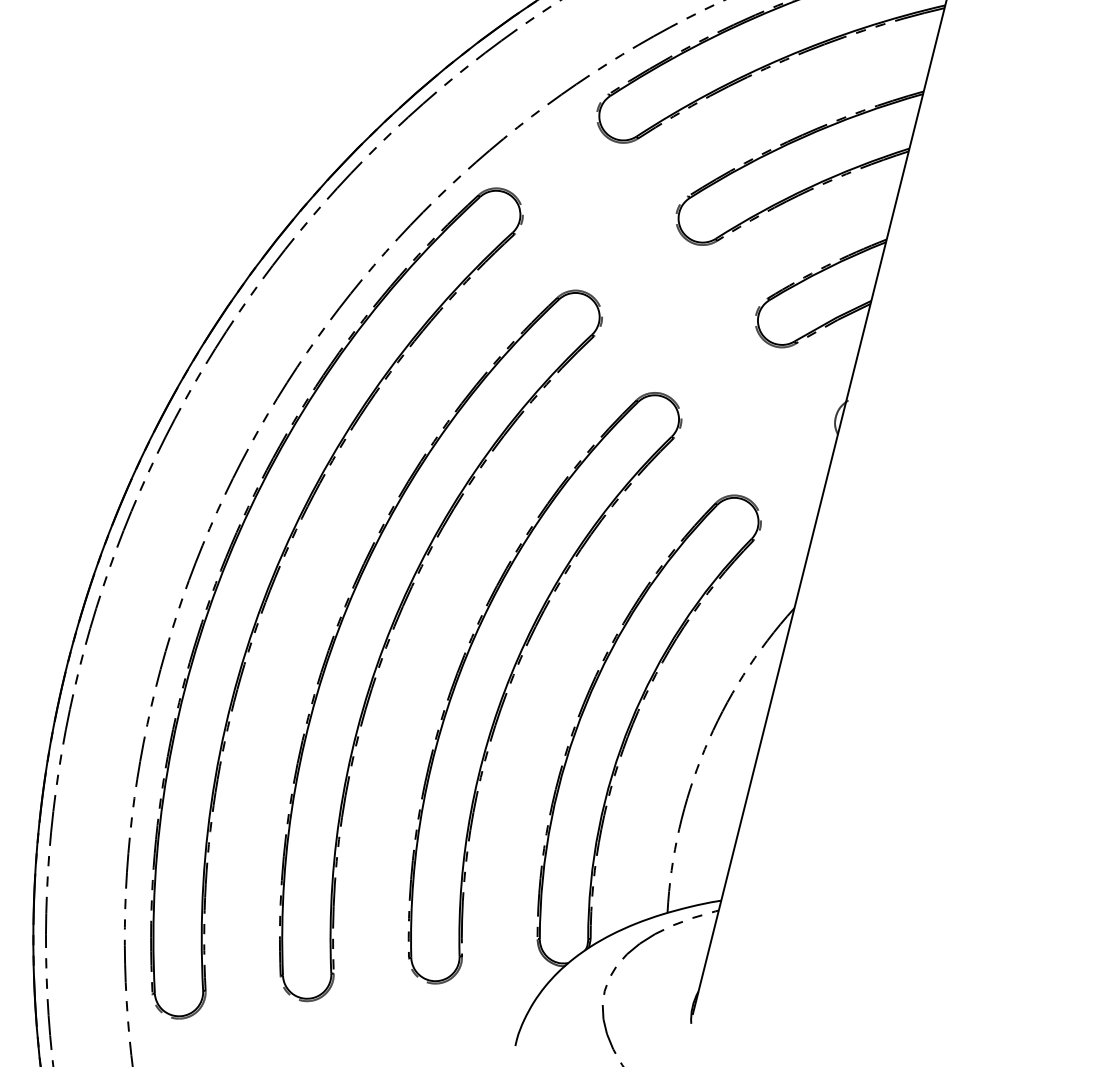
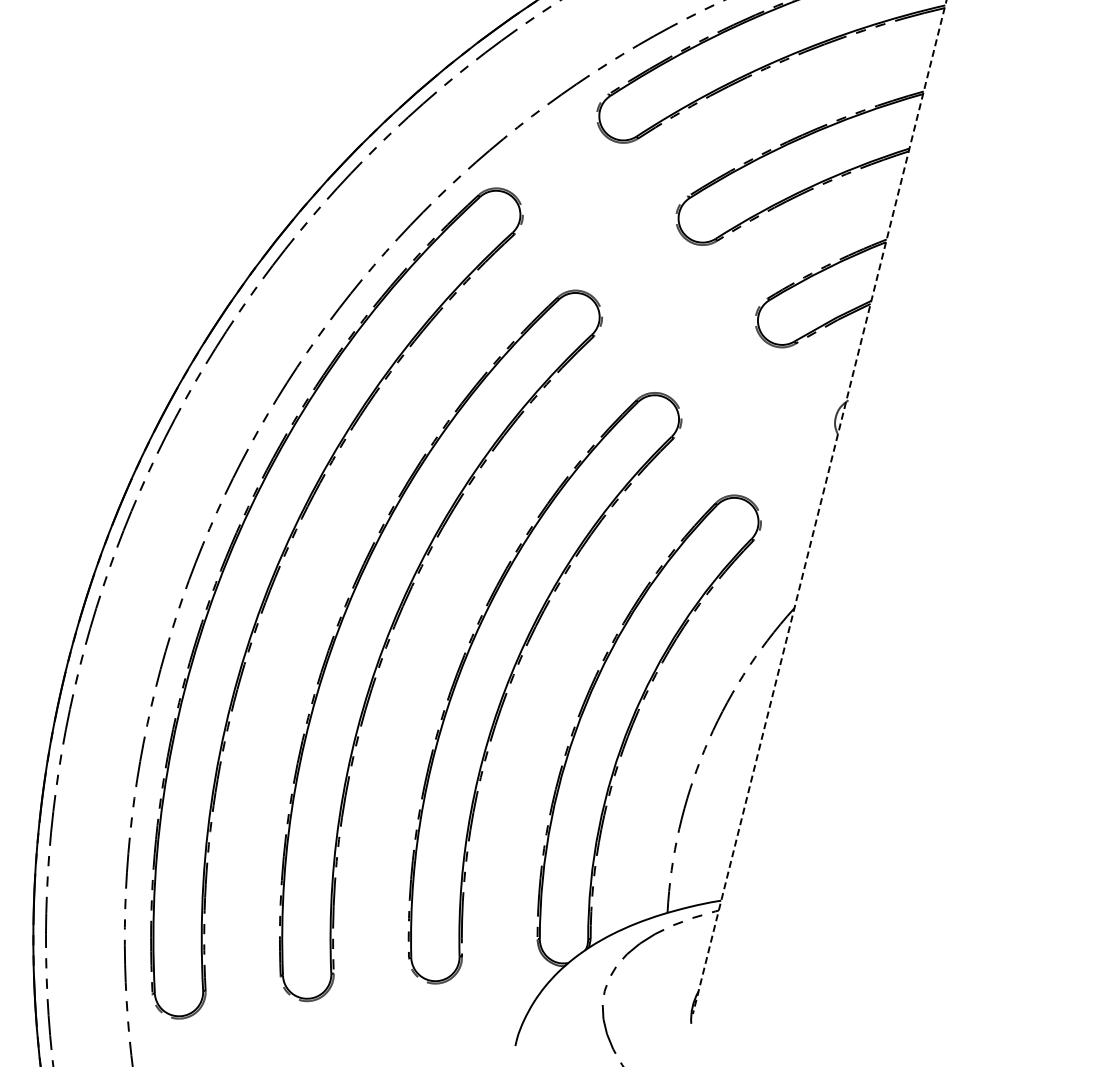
line: solid -> dashed (819, 507)
